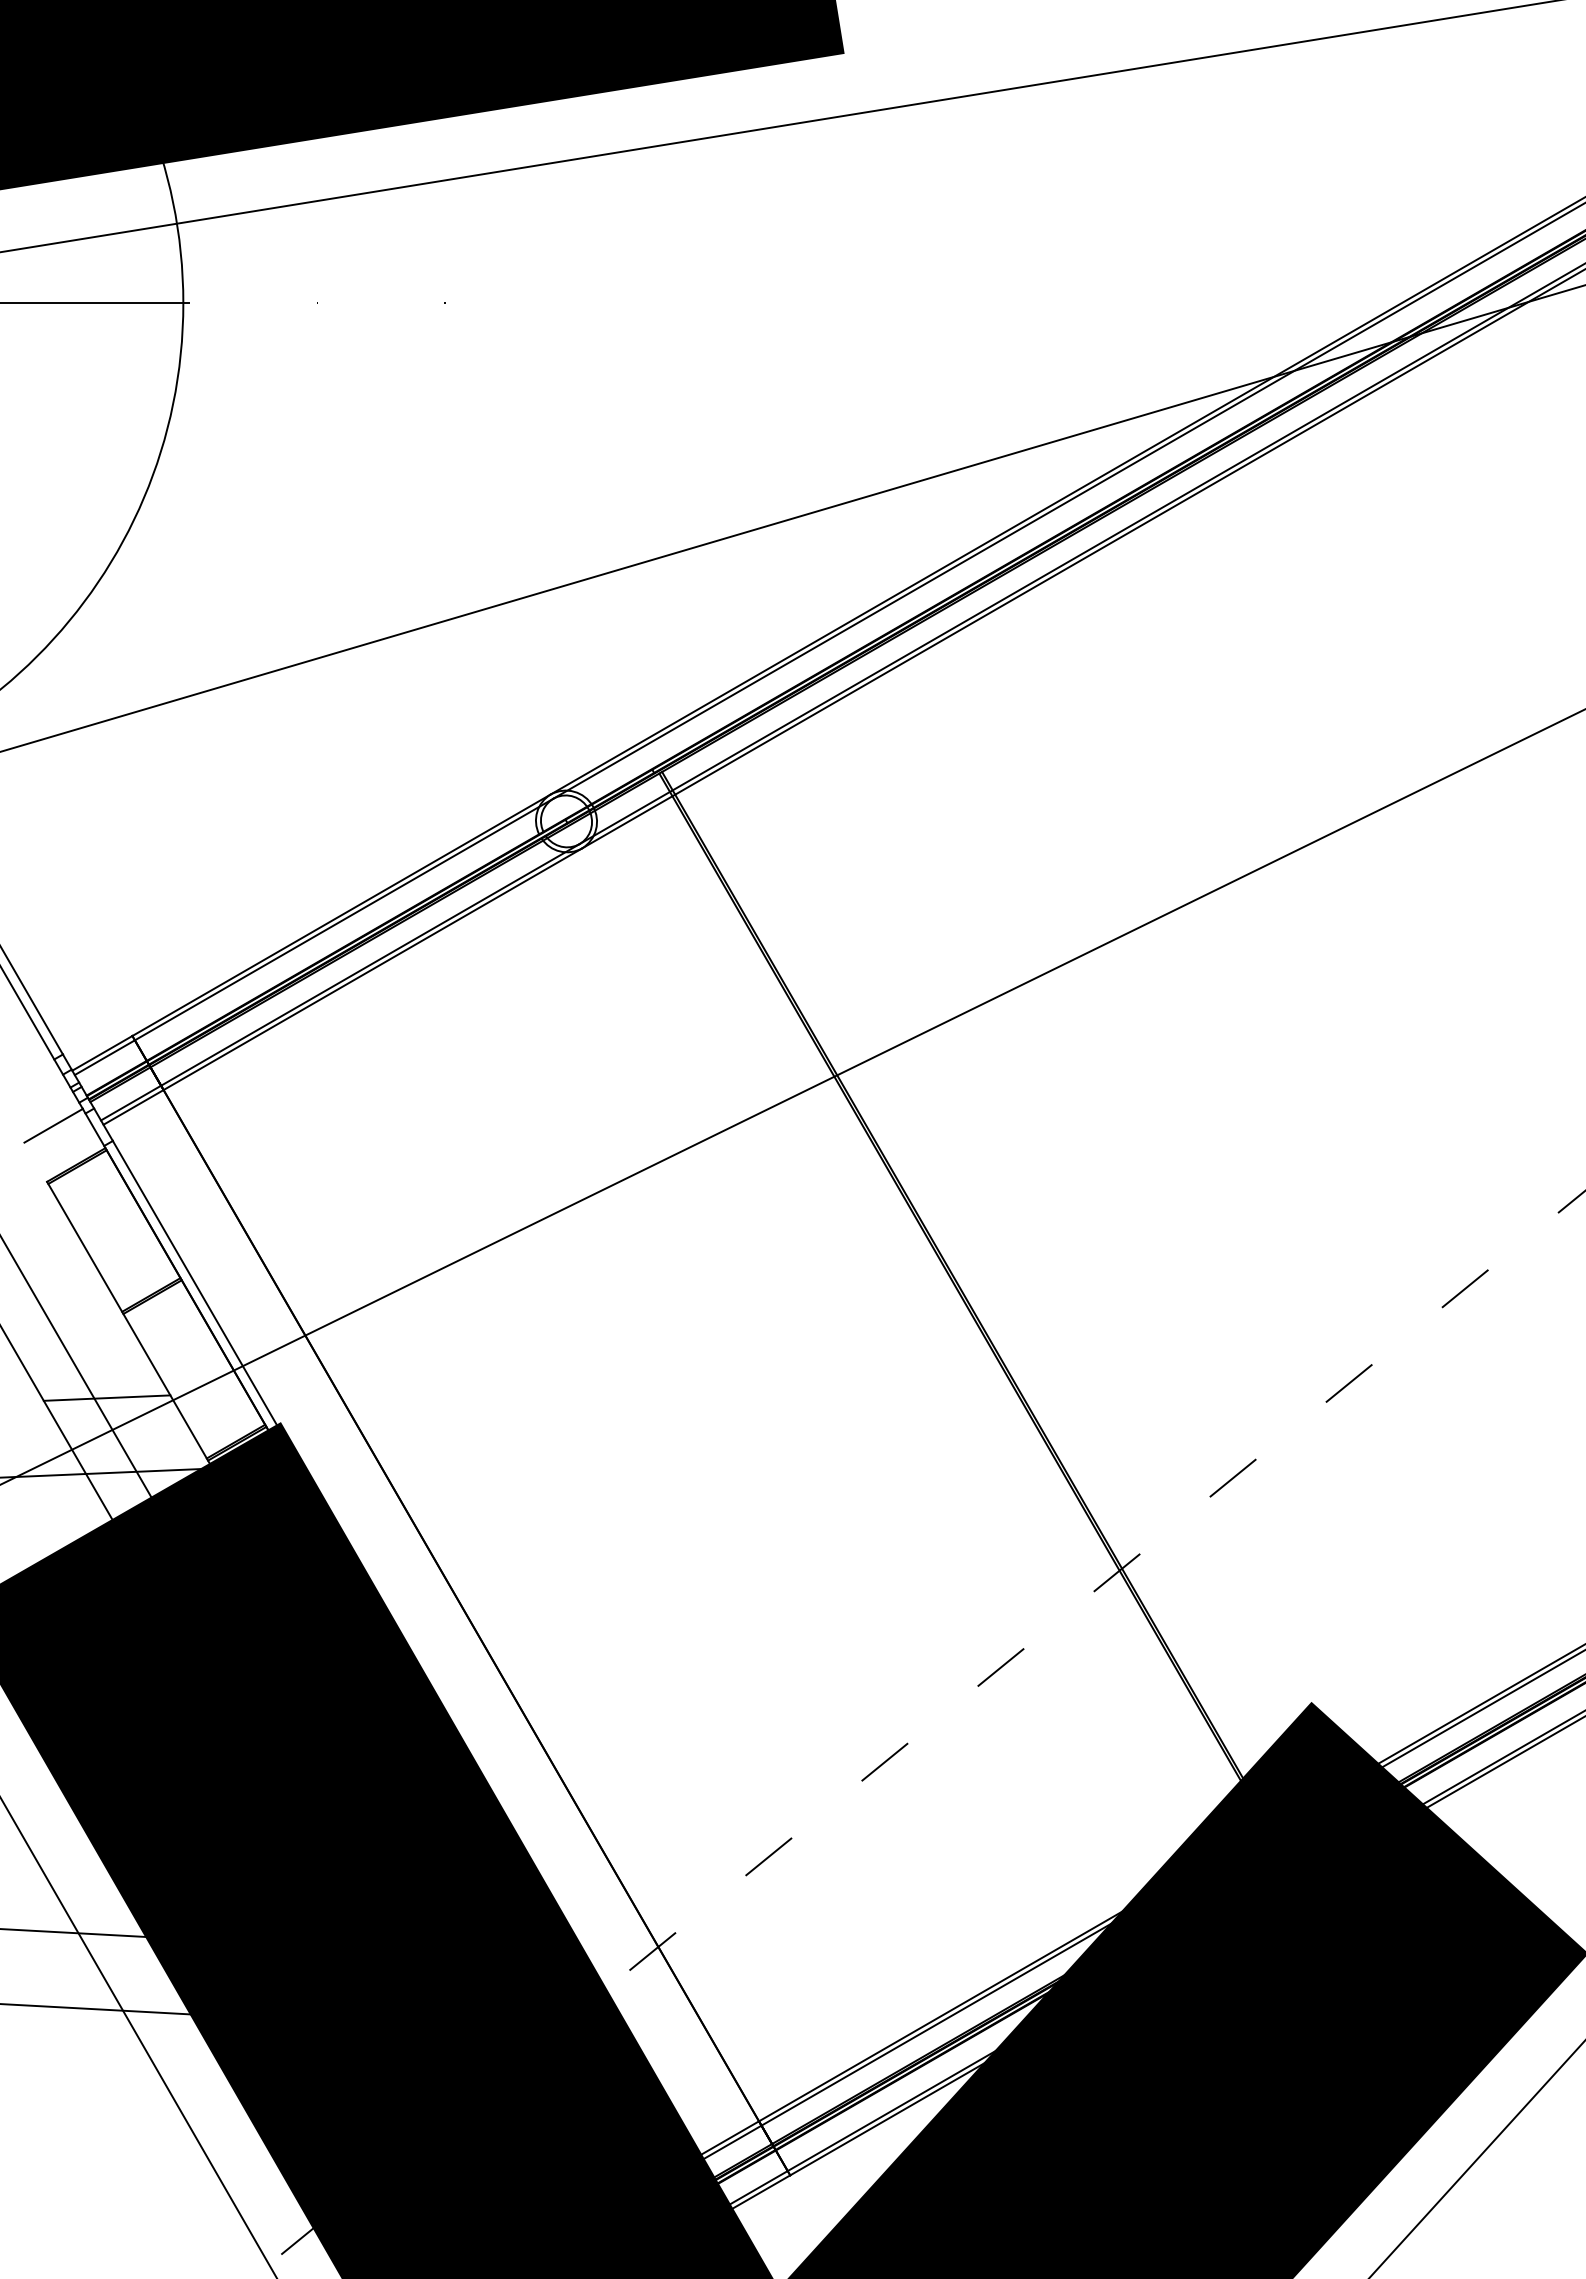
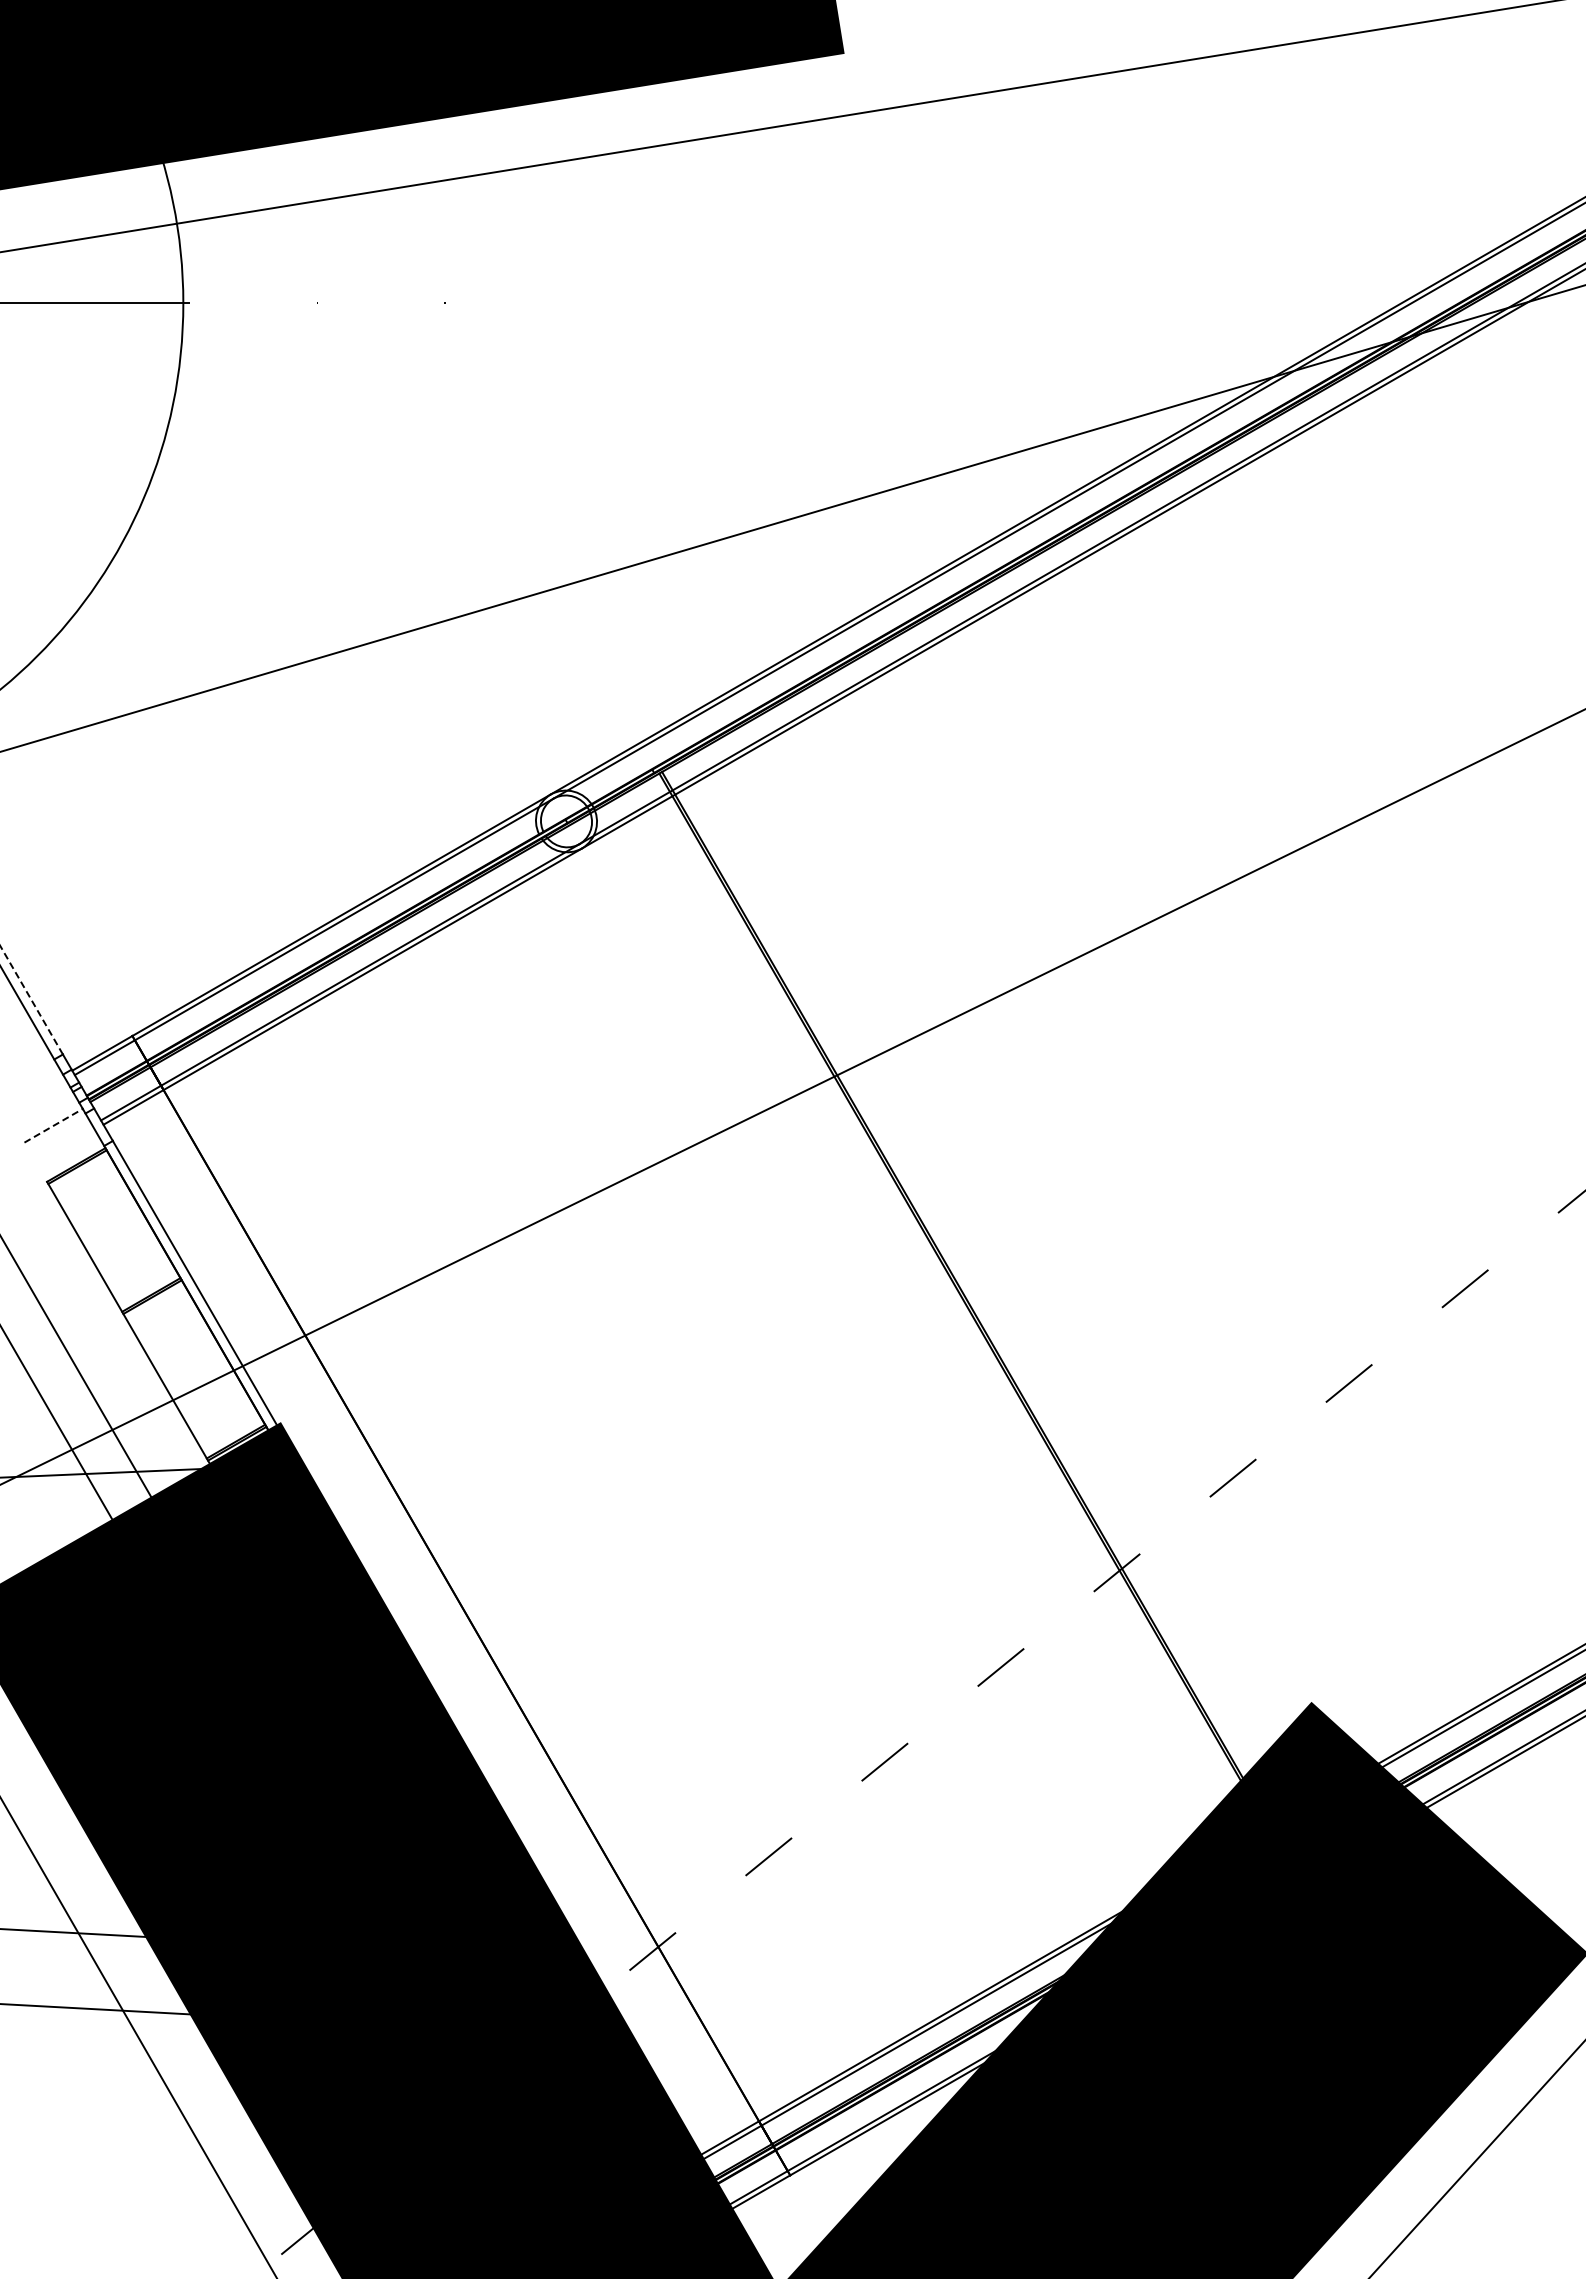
line: solid -> dashed (31, 999)
line: solid -> dashed (53, 1125)
line: present -> none (106, 1397)
